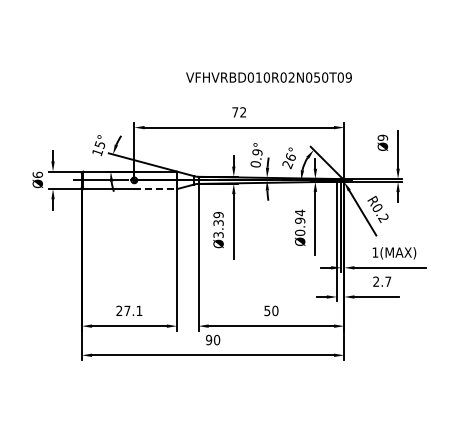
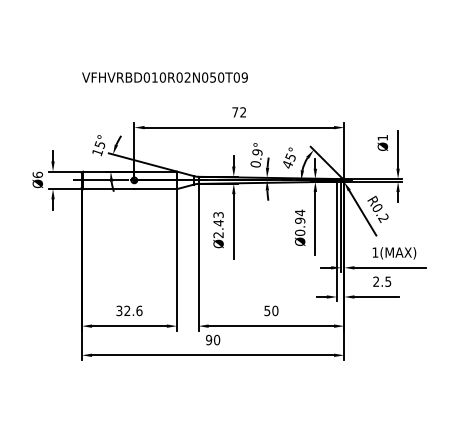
text position: (268, 77) -> (164, 77) (164, 77)
text: Ø9 -> Ø1 (382, 137)
text: 26° -> 45° (288, 161)
line: dashed -> solid (156, 189)
text: Ø3.39 -> Ø2.43 (218, 224)
text: 2.7 -> 2.5 (388, 281)
text: 27.1 -> 32.6 (129, 310)
